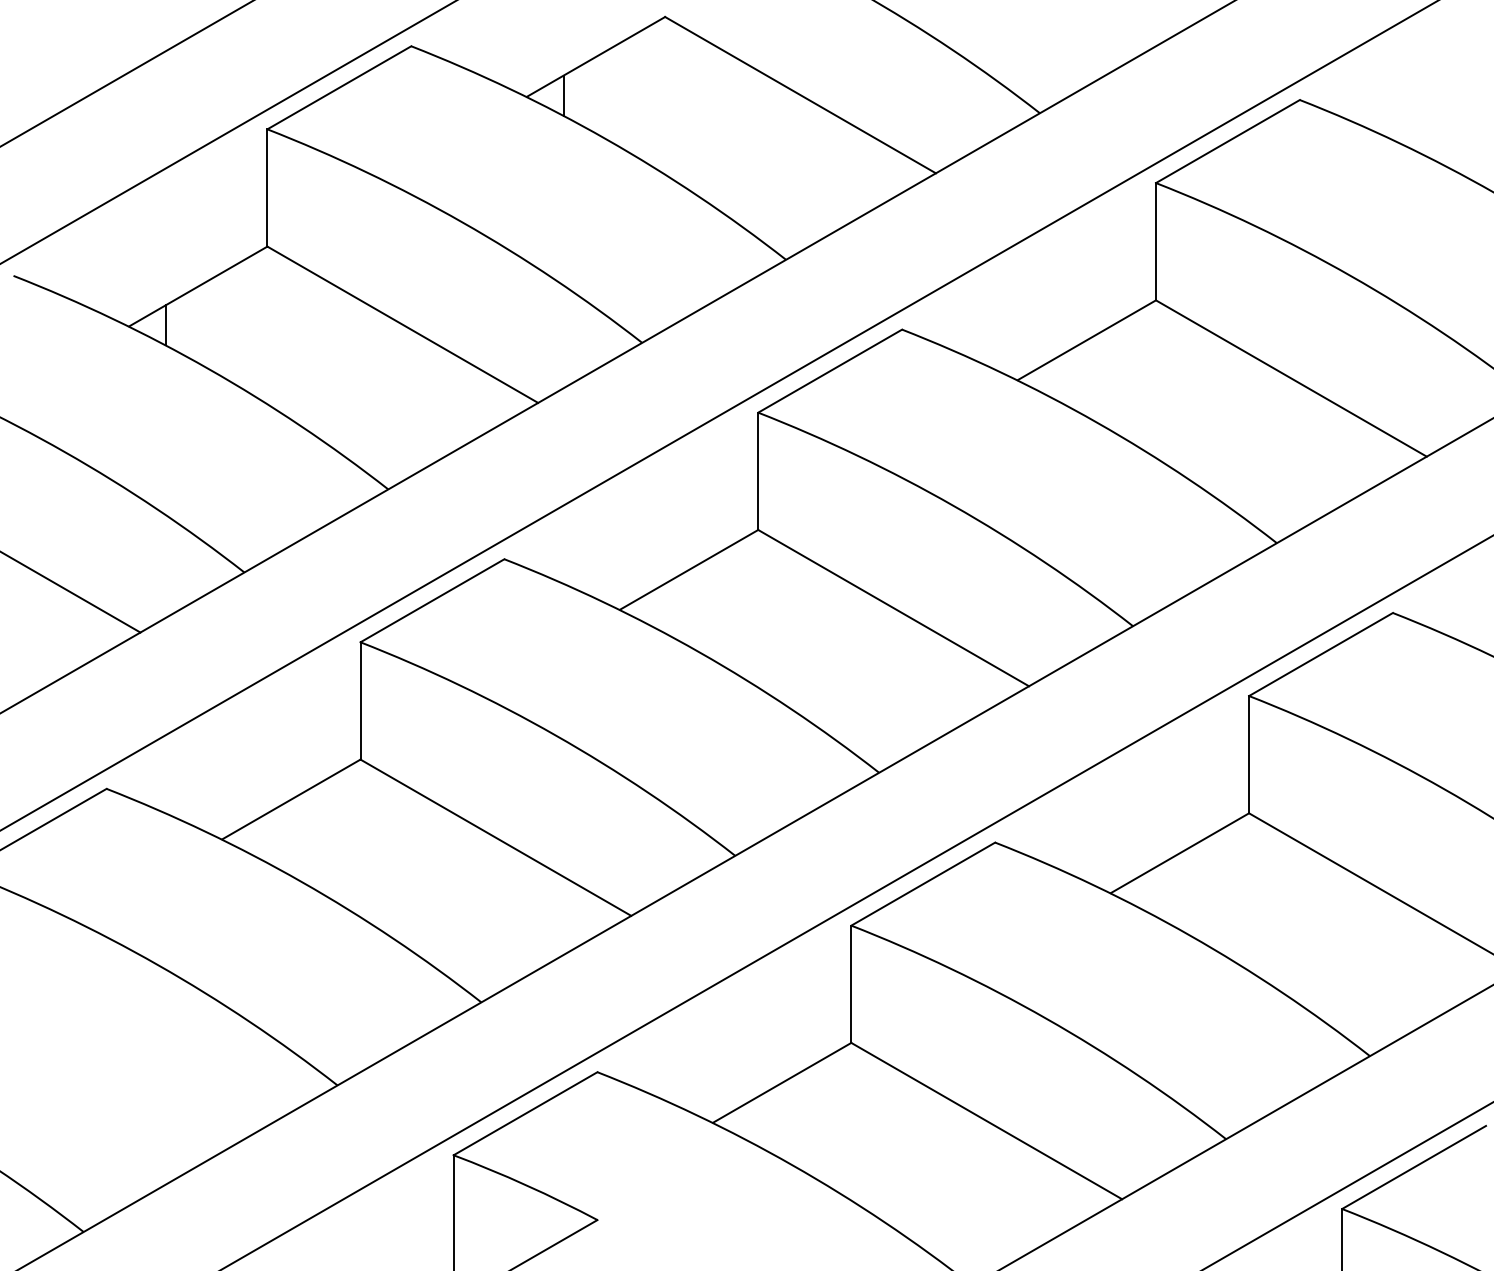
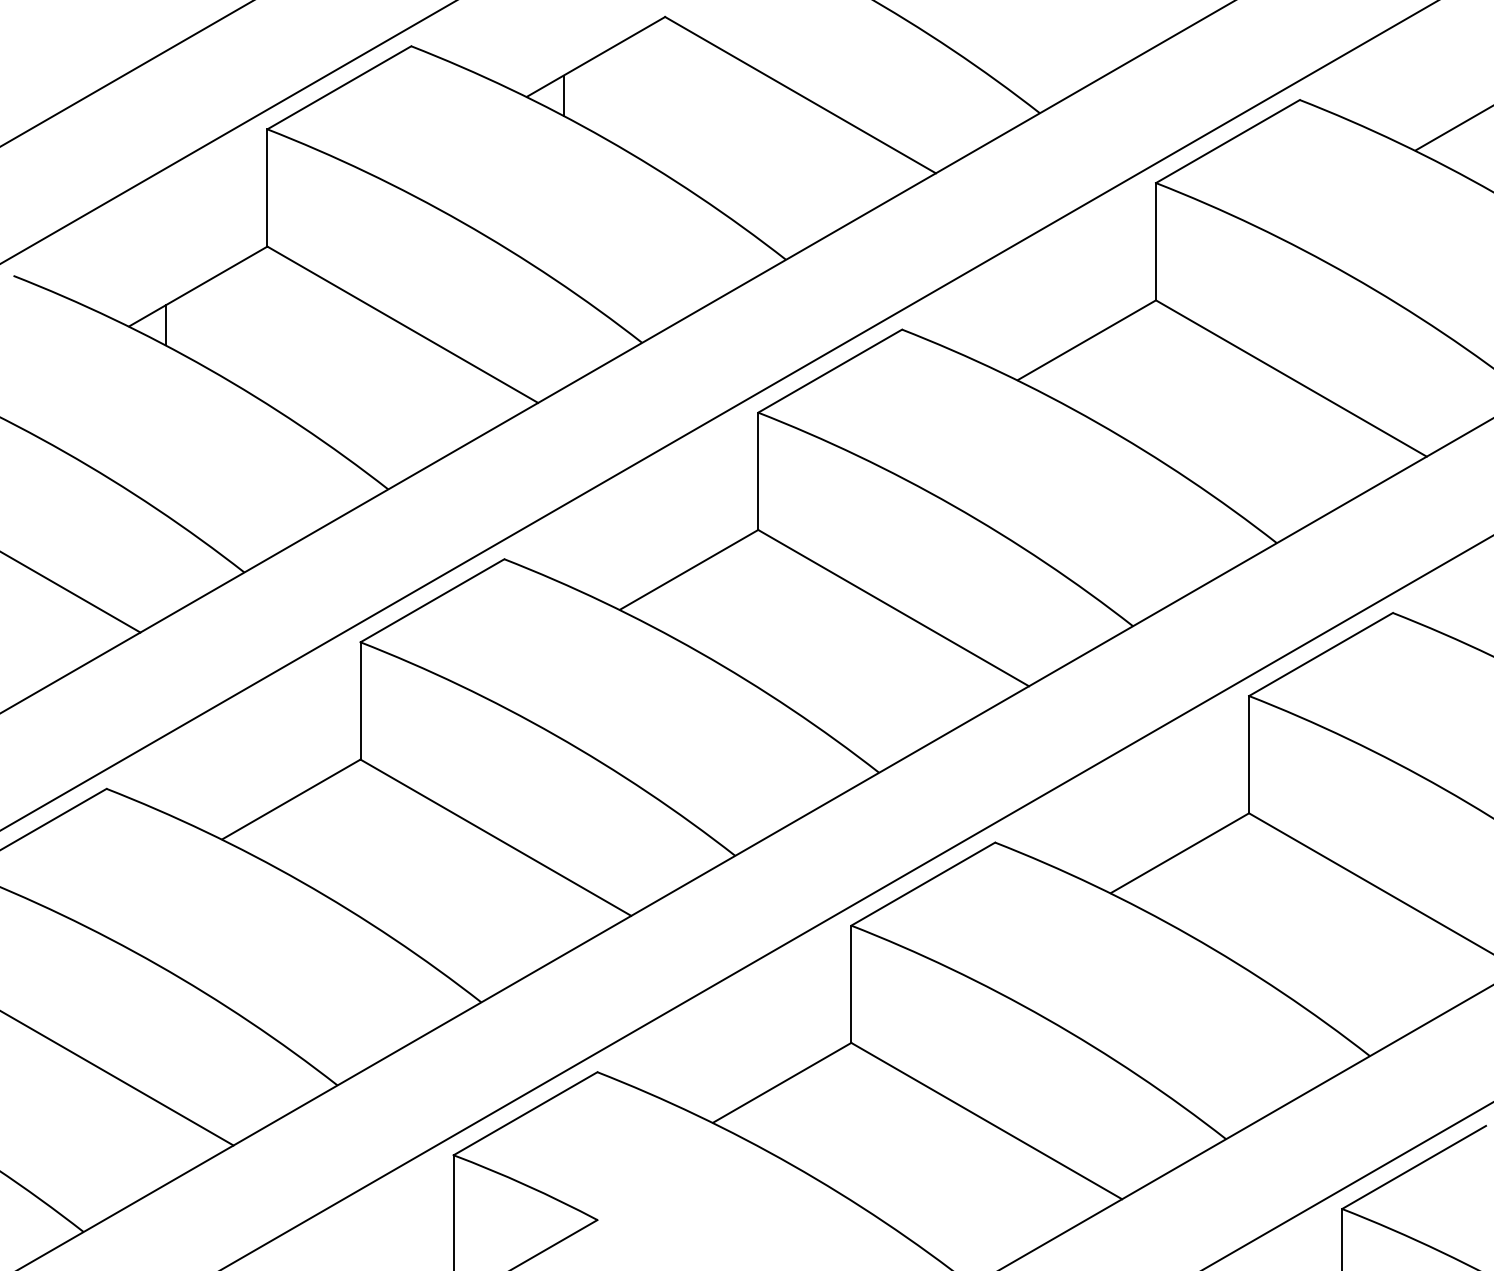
line: none -> present (1452, 128)
line: none -> present (117, 1078)
